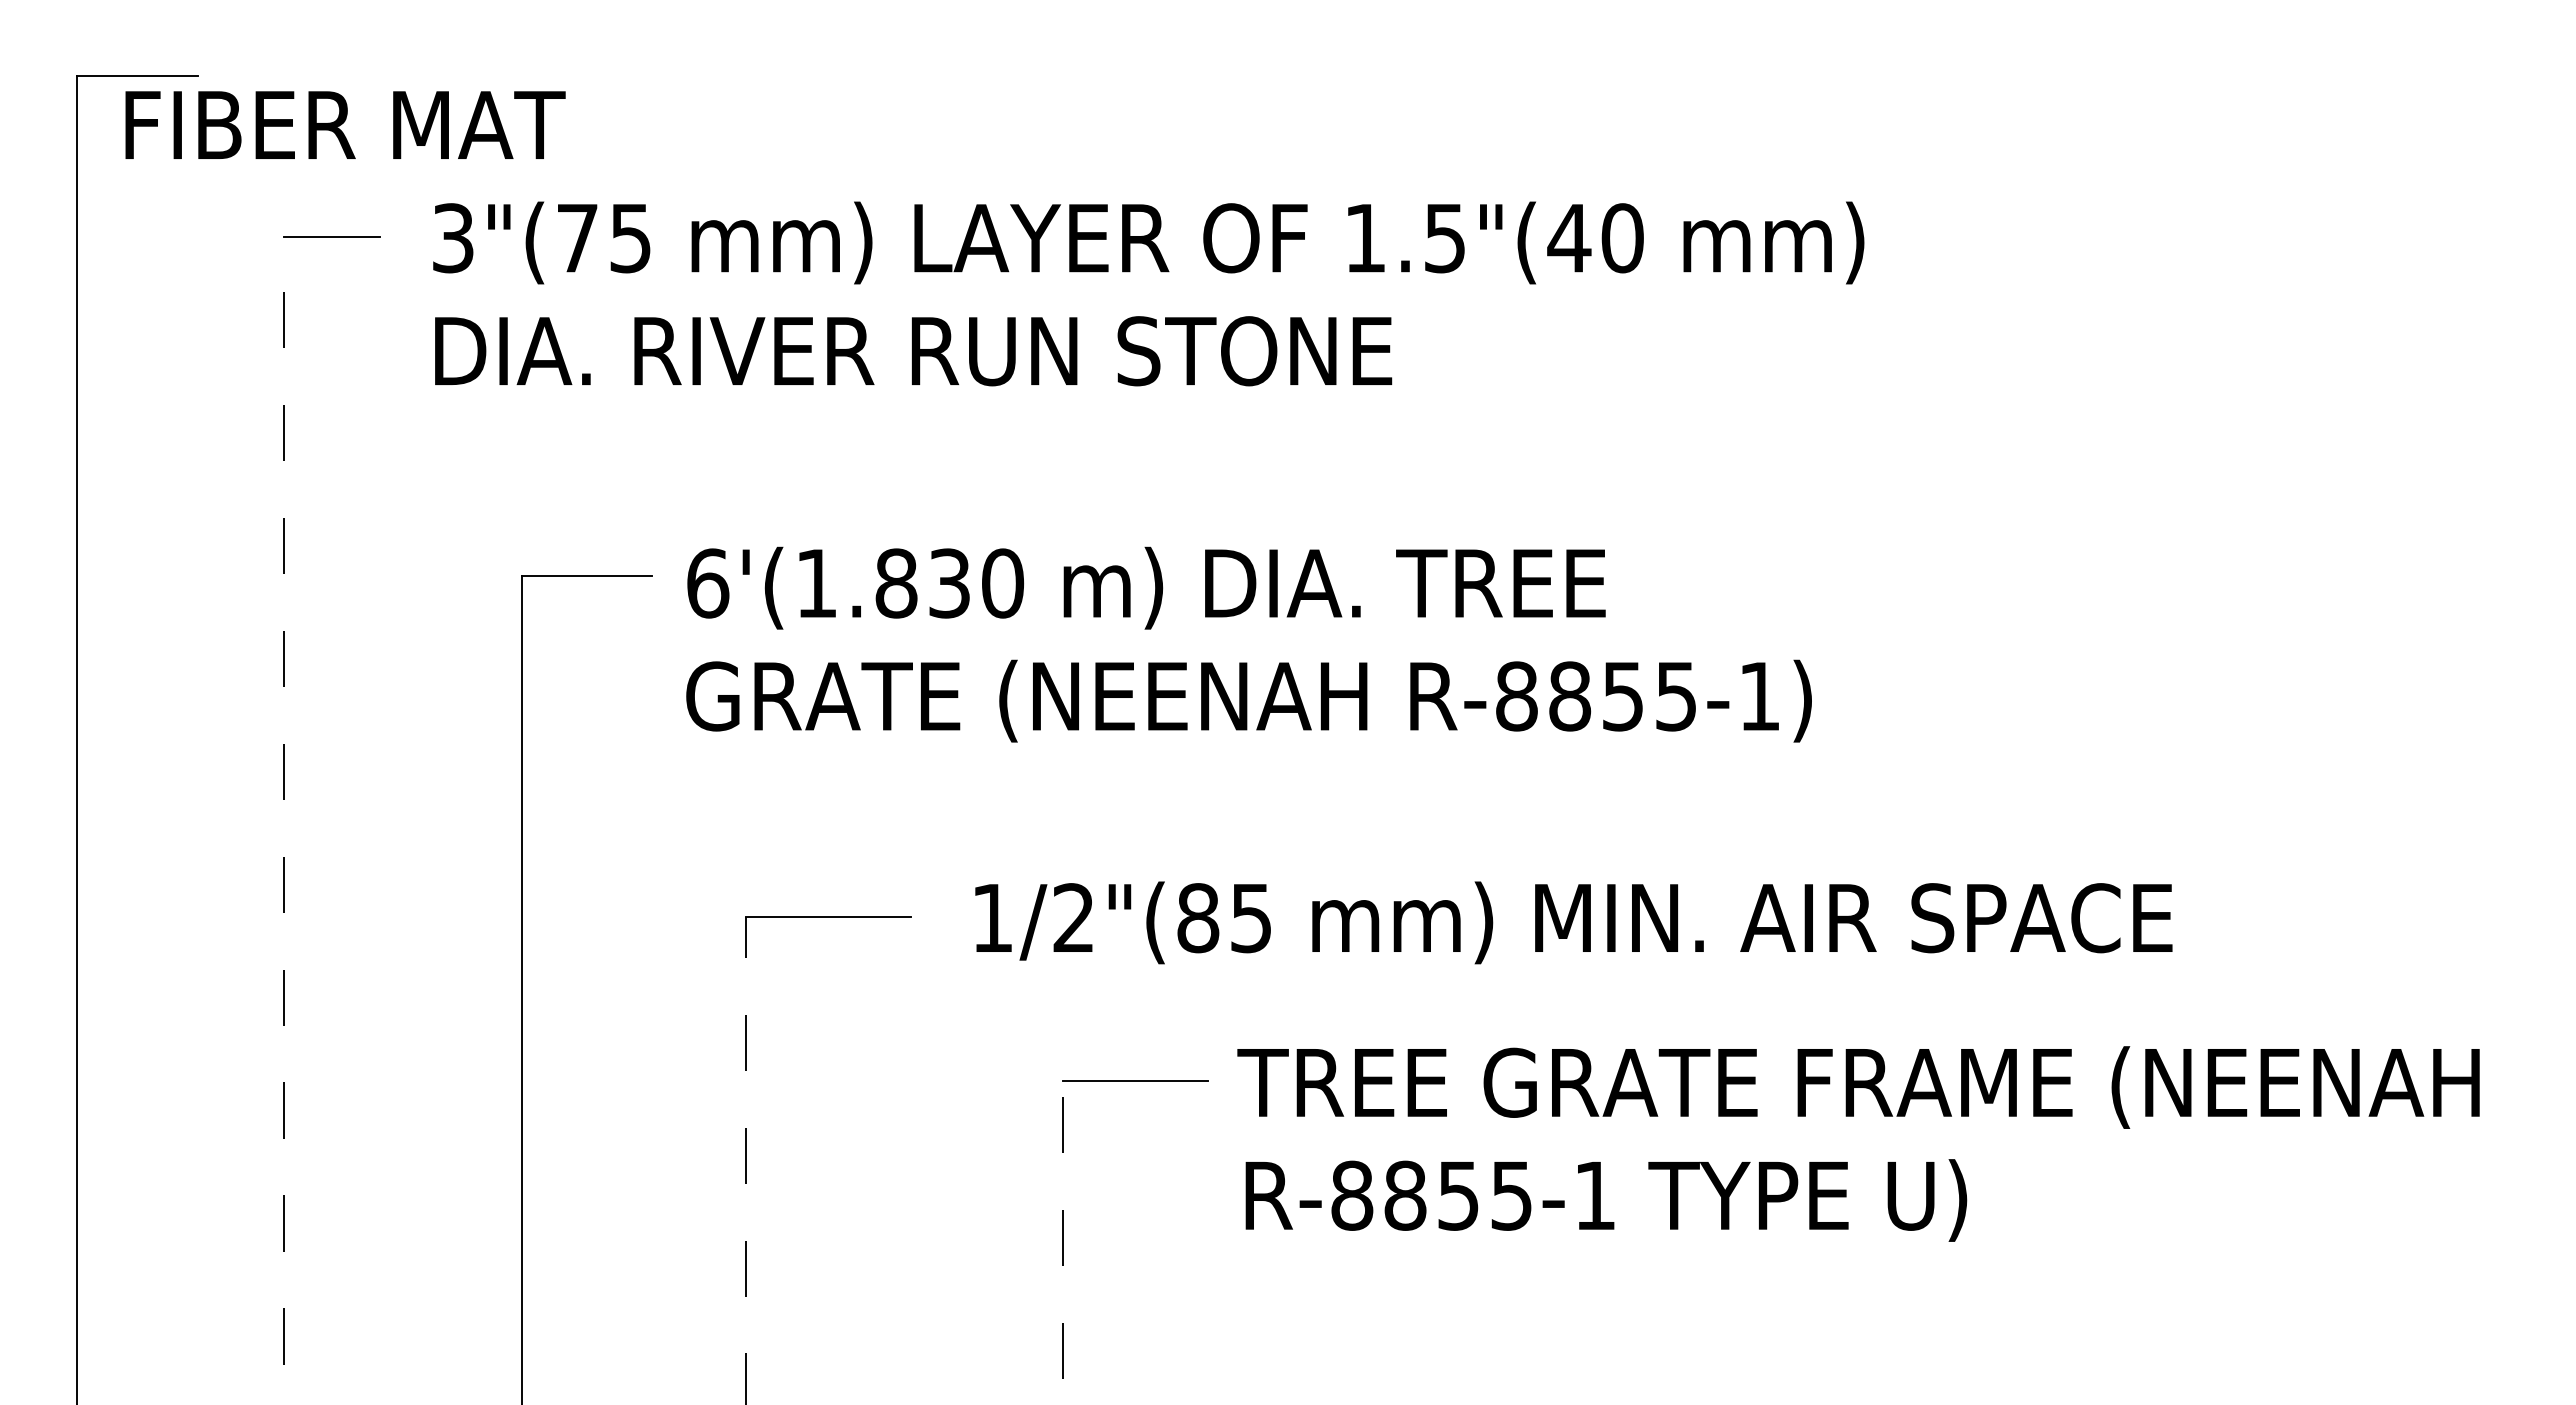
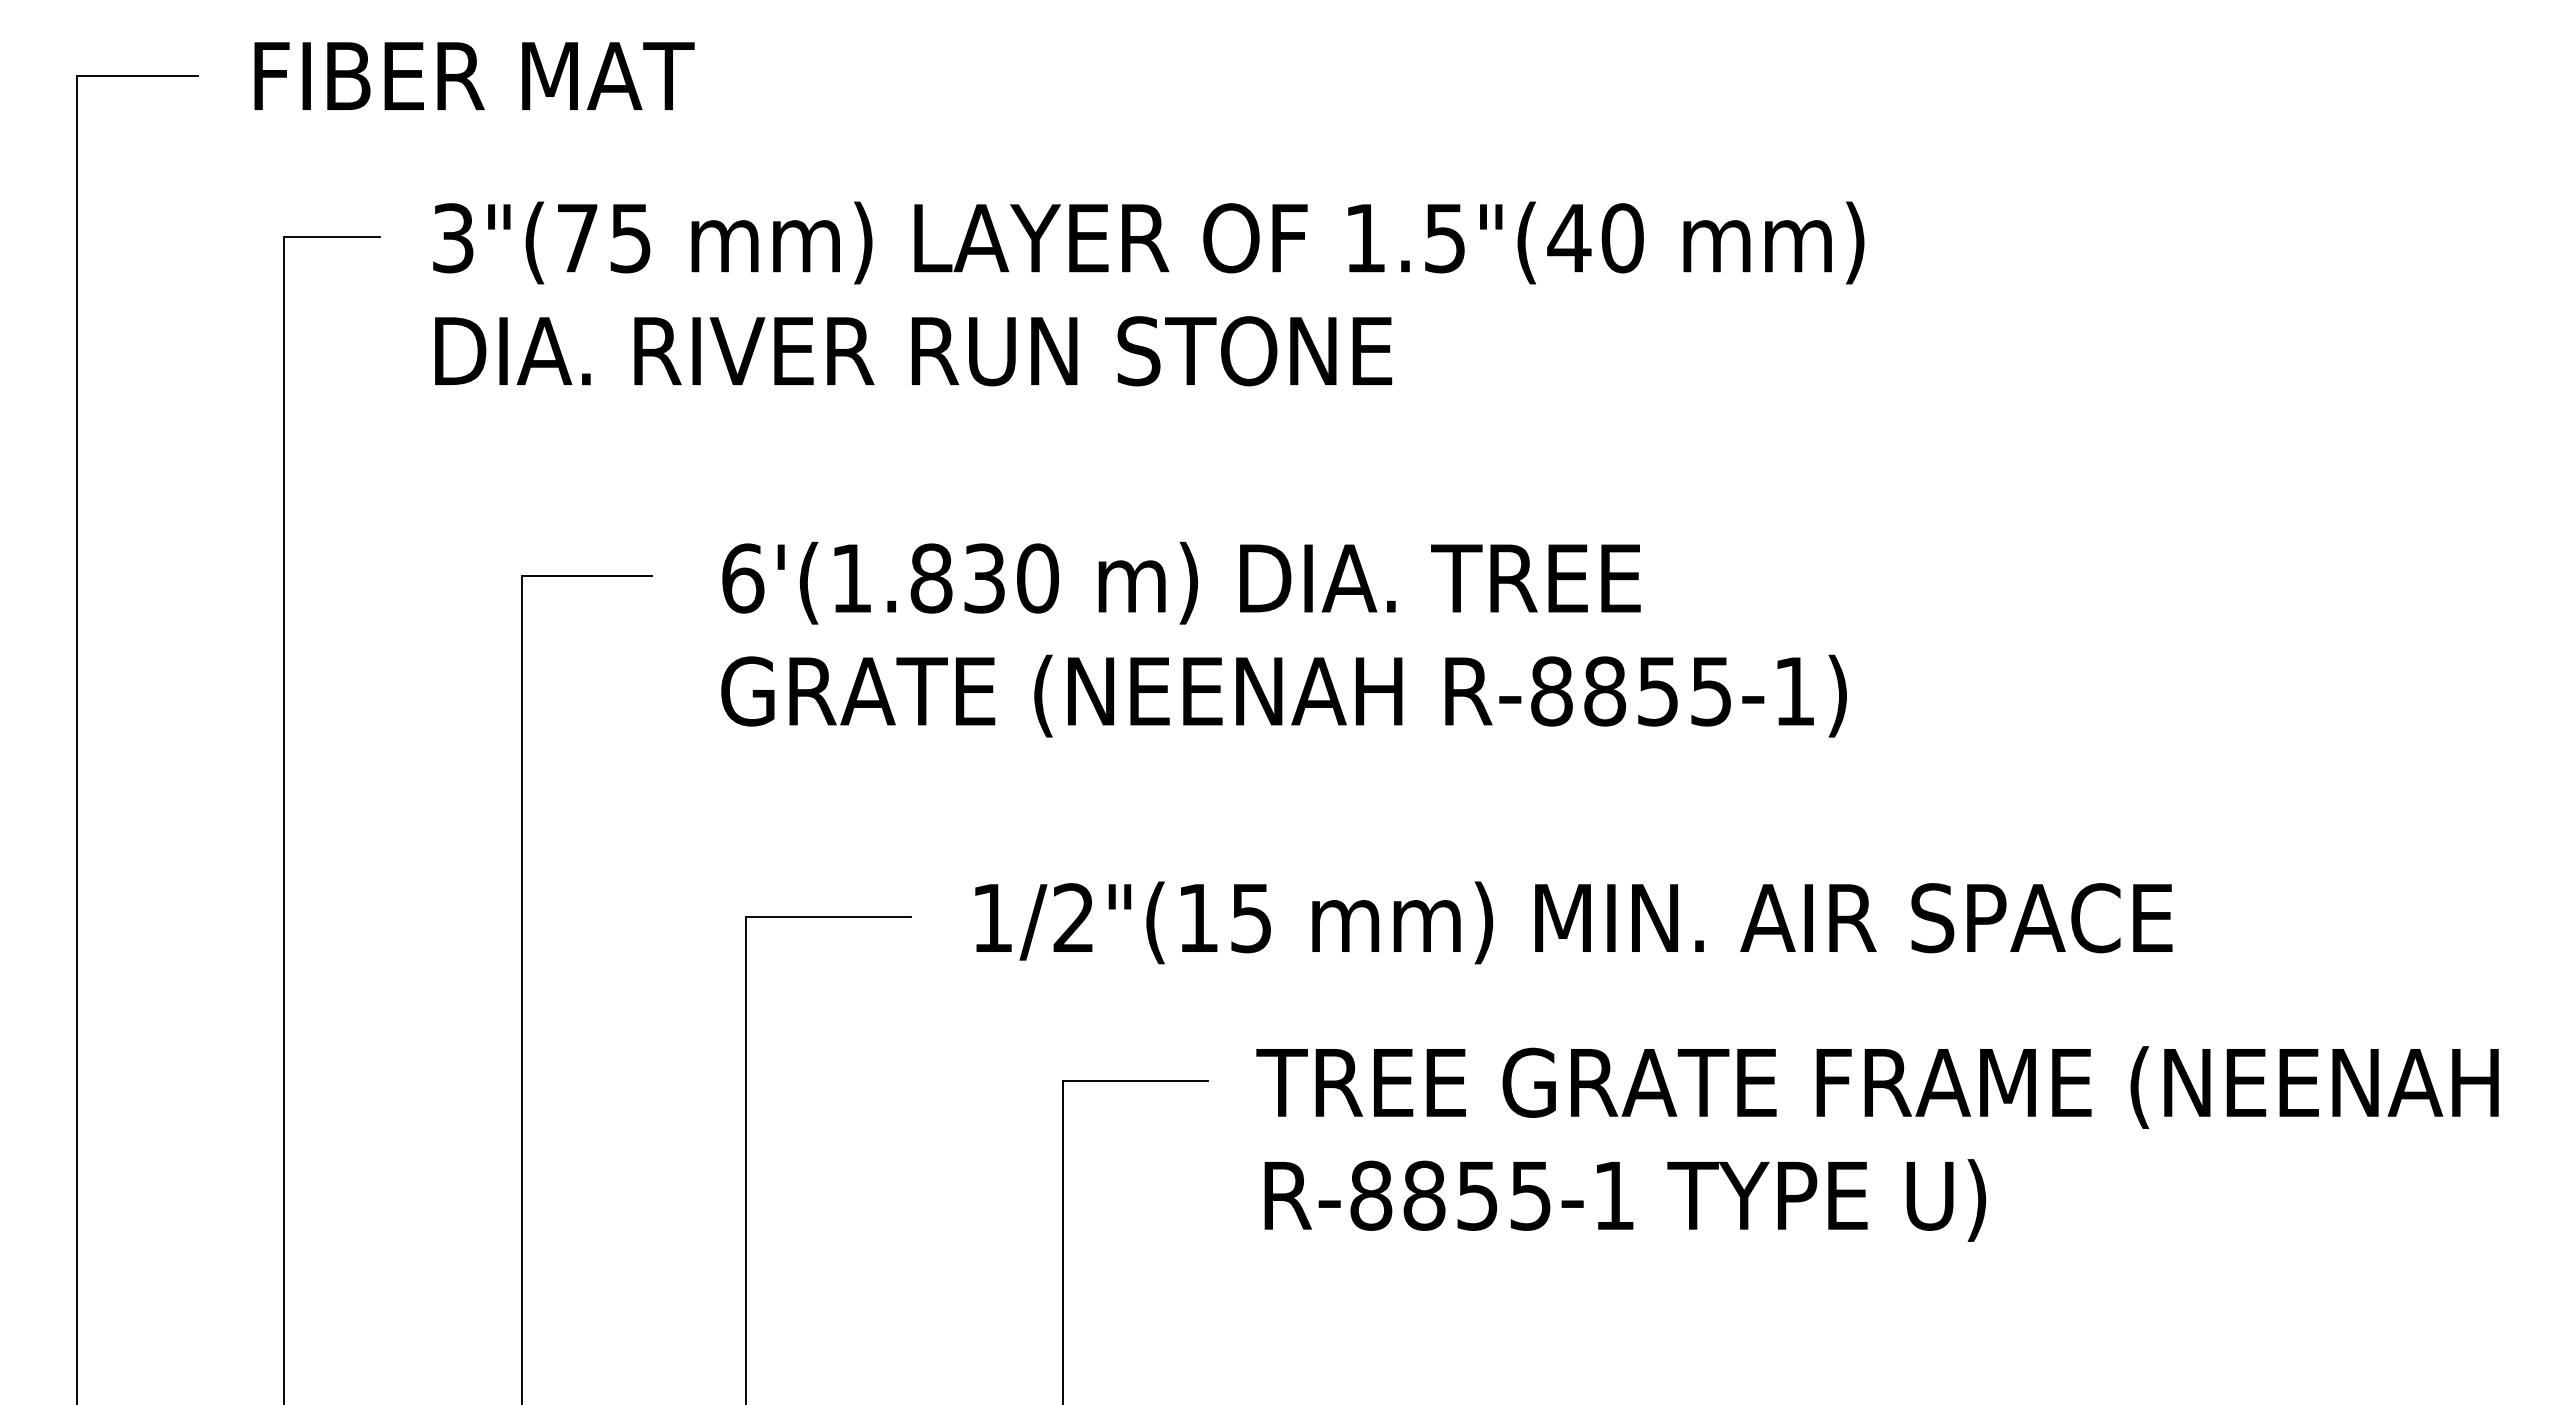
text position: (345, 124) -> (474, 75) (474, 75)
text position: (1248, 644) -> (1283, 639) (1283, 639)
line: dashed -> solid (284, 820)
text: 1/2"(85 -> 1/2"(15 (1198, 918)
text position: (1858, 1143) -> (1877, 1143) (1877, 1143)
line: dashed -> solid (746, 1160)
line: dashed -> solid (1063, 1242)
